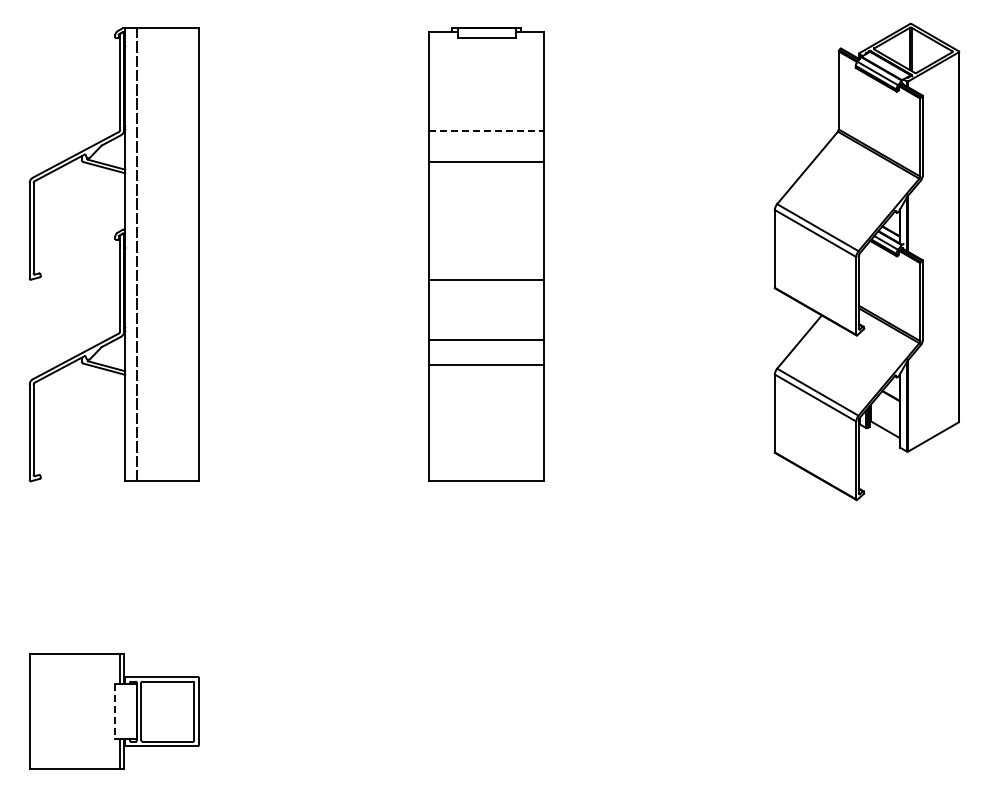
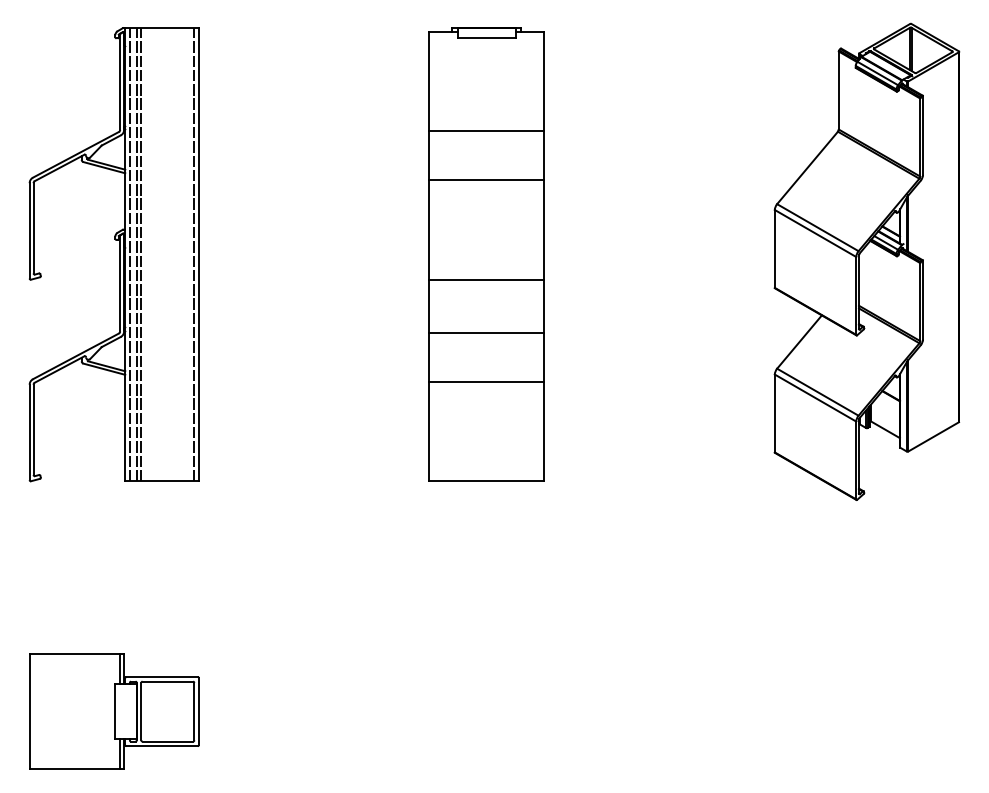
line: dashed -> solid (486, 131)
line position: (486, 162) -> (486, 180) (486, 180)
line: none -> present (129, 254)
line: none -> present (141, 254)
line: none -> present (194, 254)
line position: (486, 339) -> (486, 332) (486, 332)
line position: (486, 364) -> (486, 381) (486, 381)
line: dashed -> solid (115, 711)
